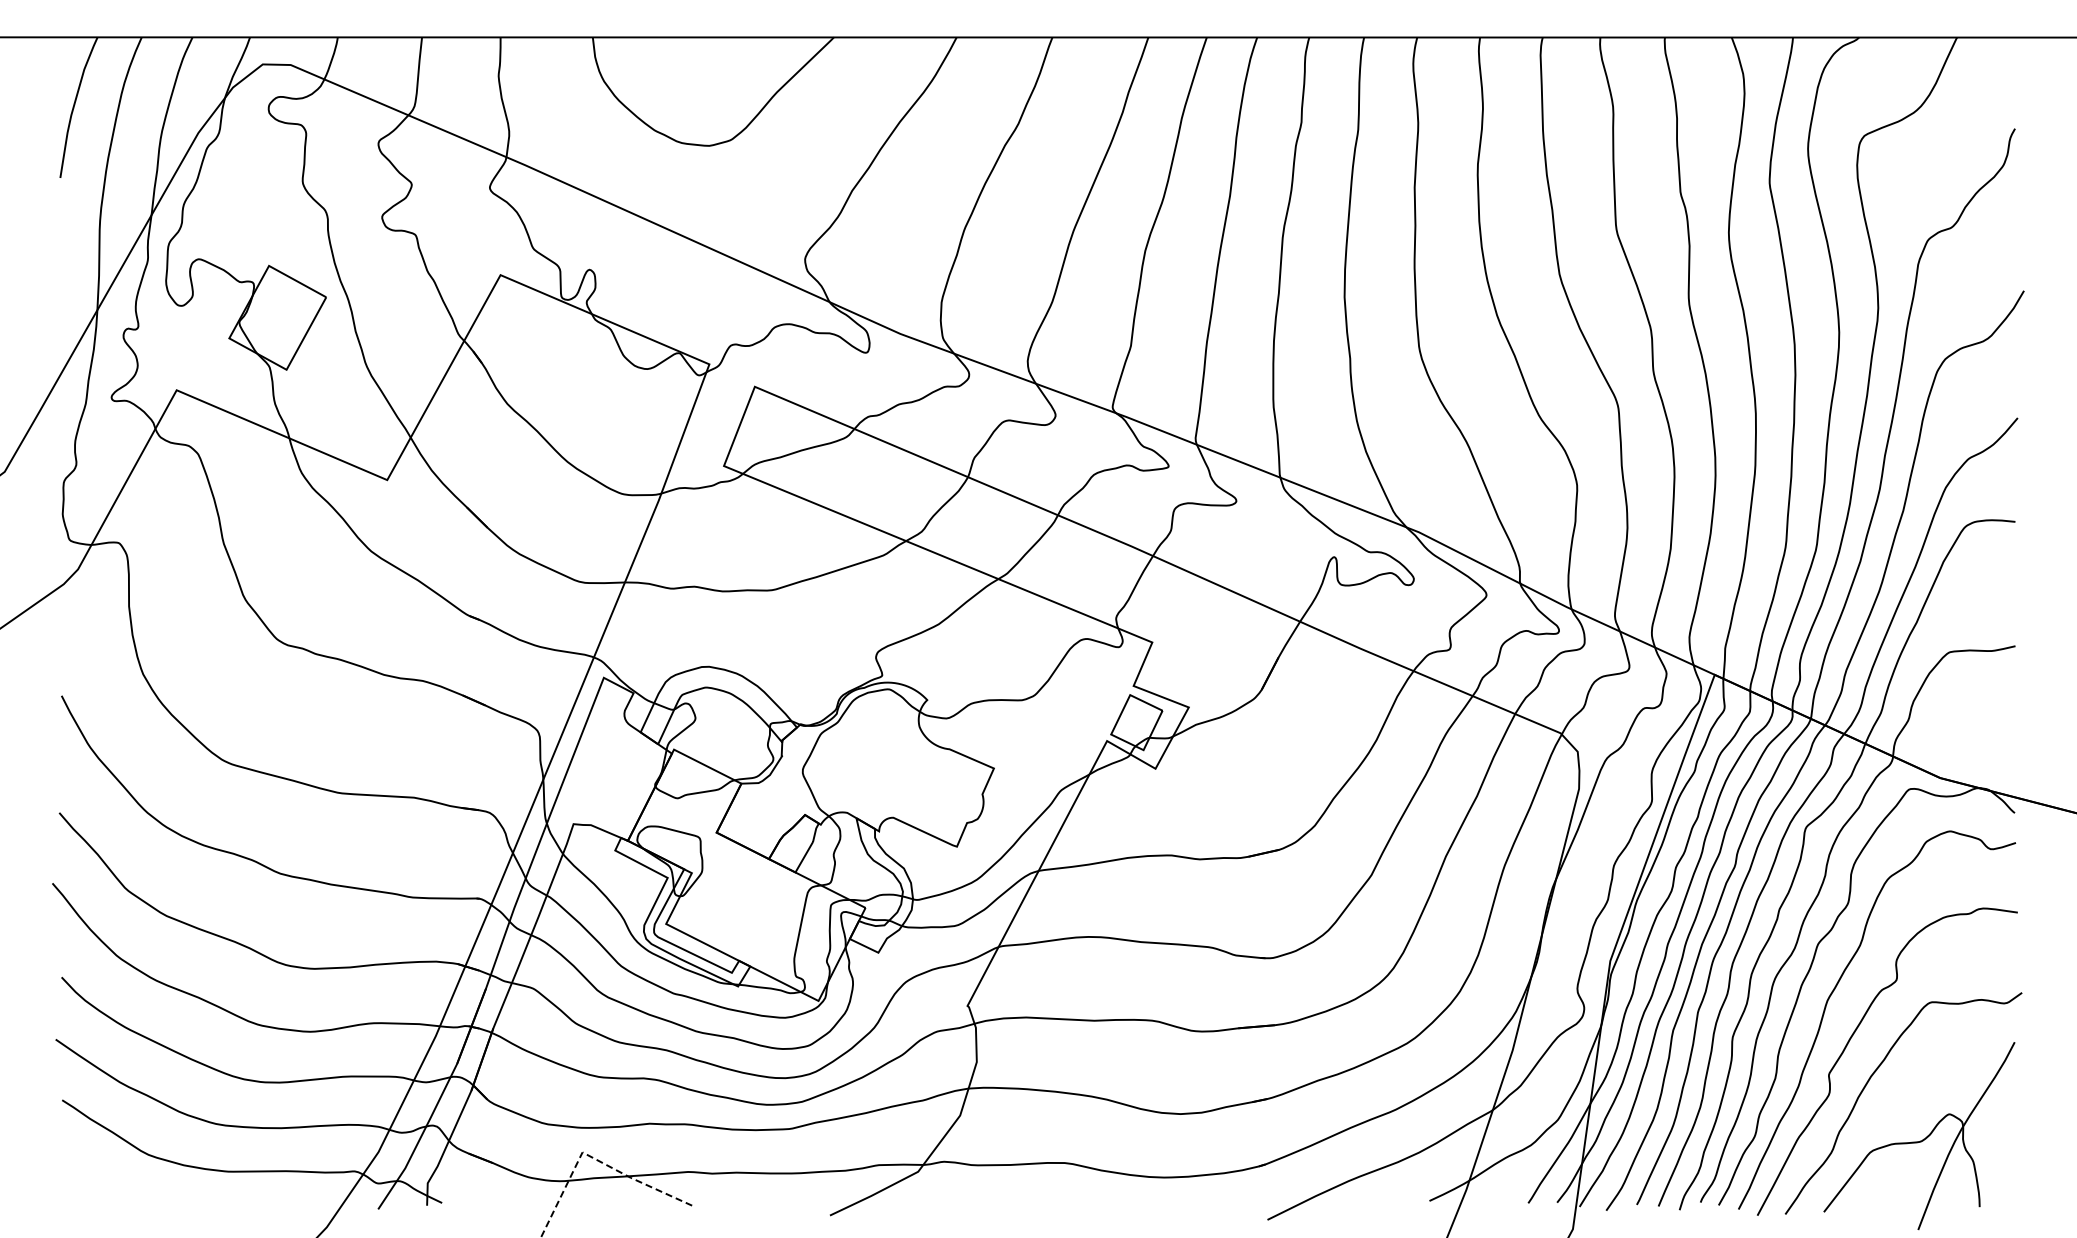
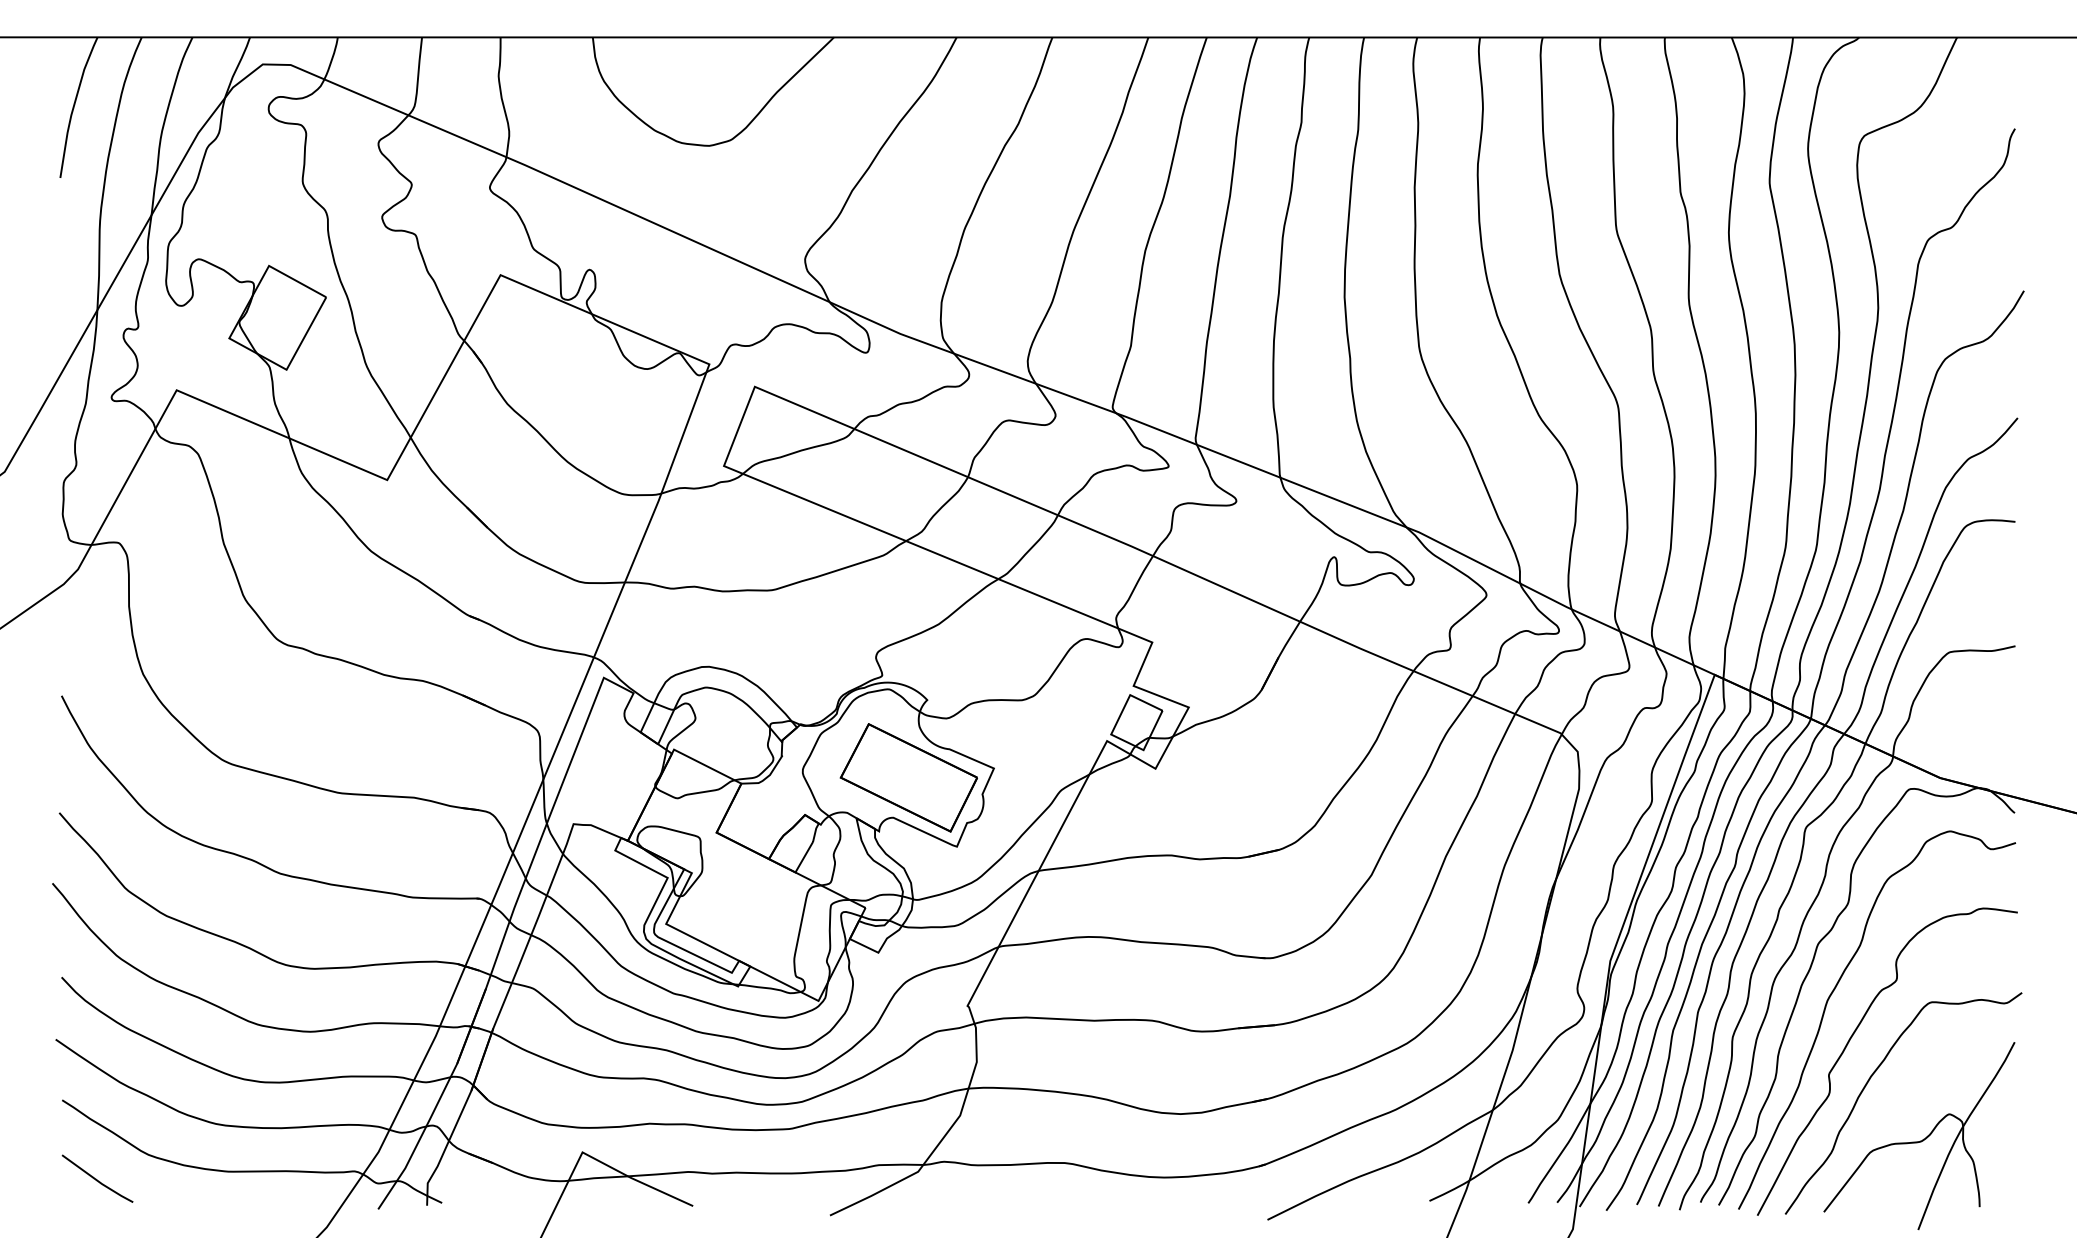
part: none -> present (908, 777)
line: dashed -> solid (594, 1158)
line: none -> present (96, 1178)
